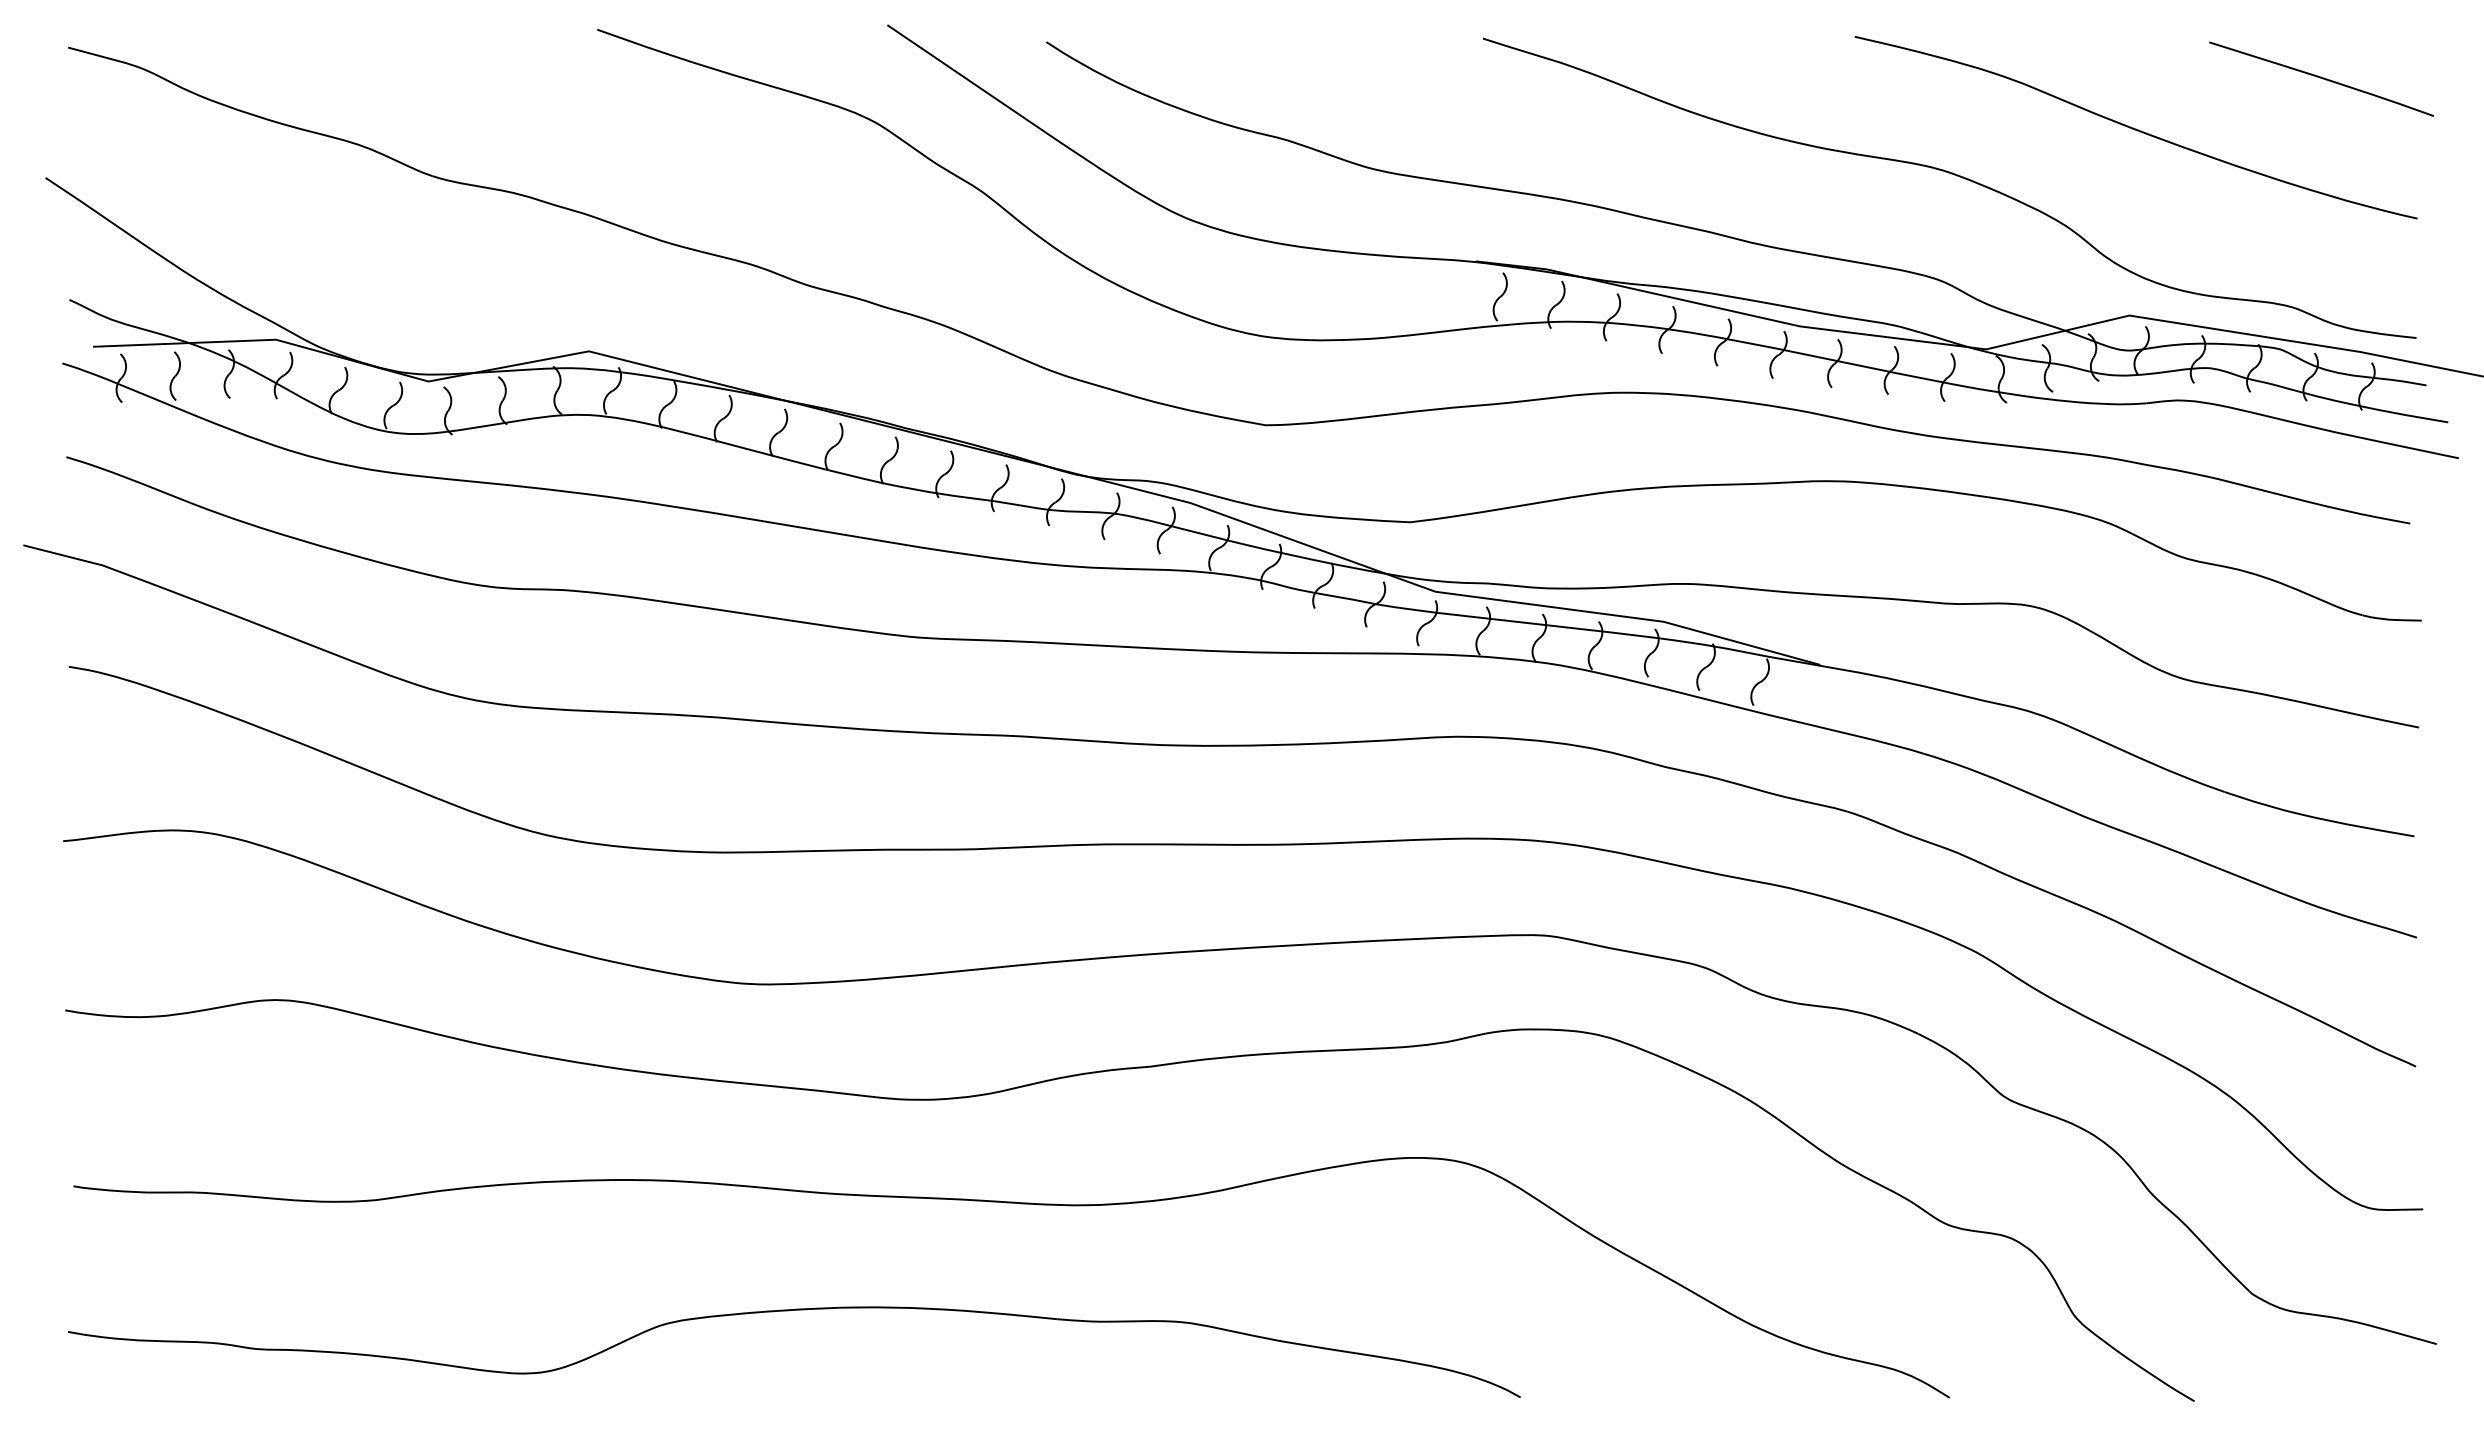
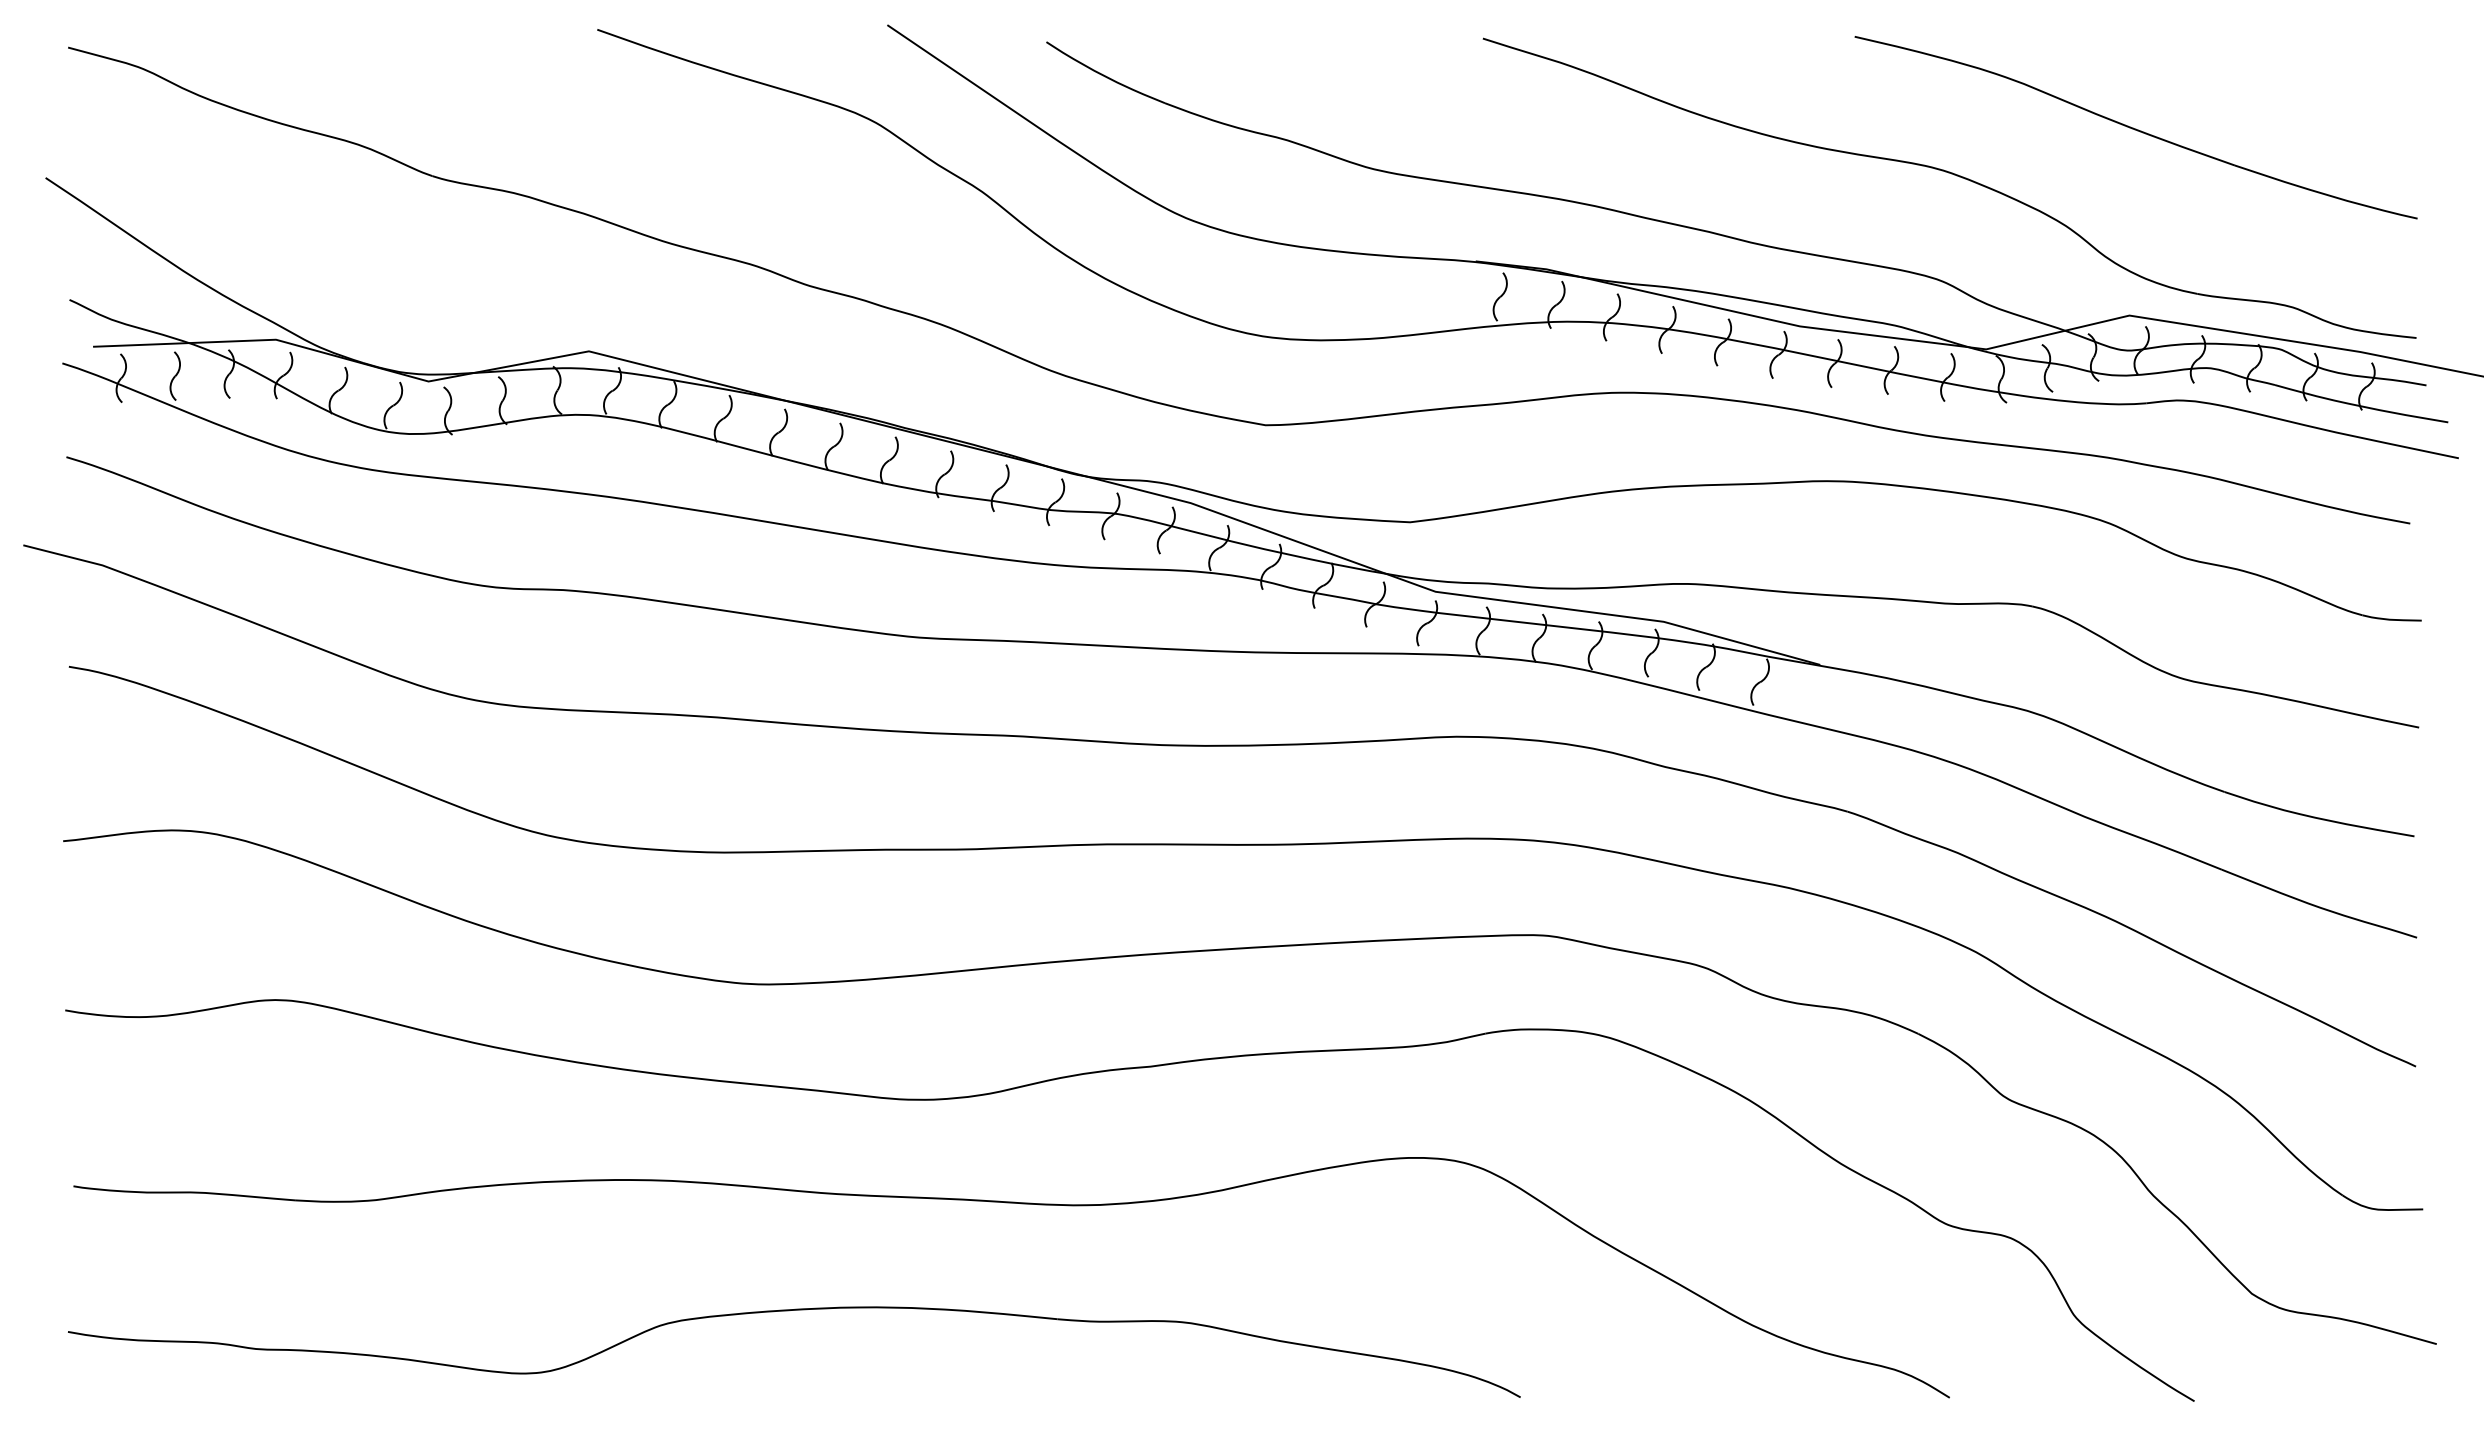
curve: present -> none (2321, 78)
